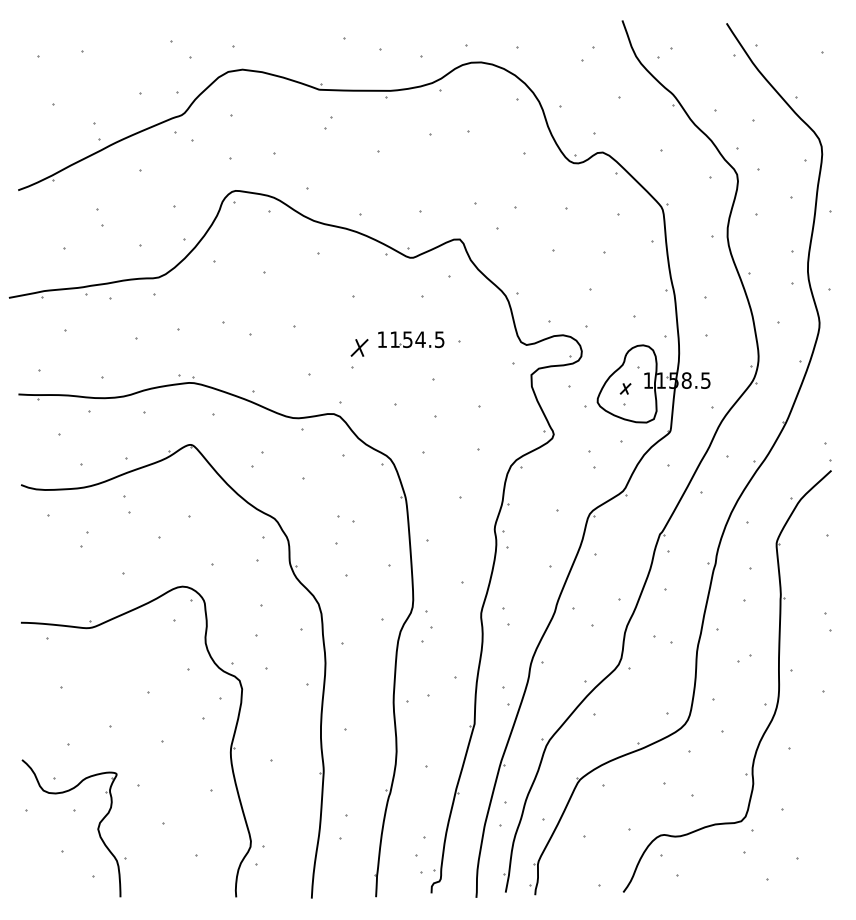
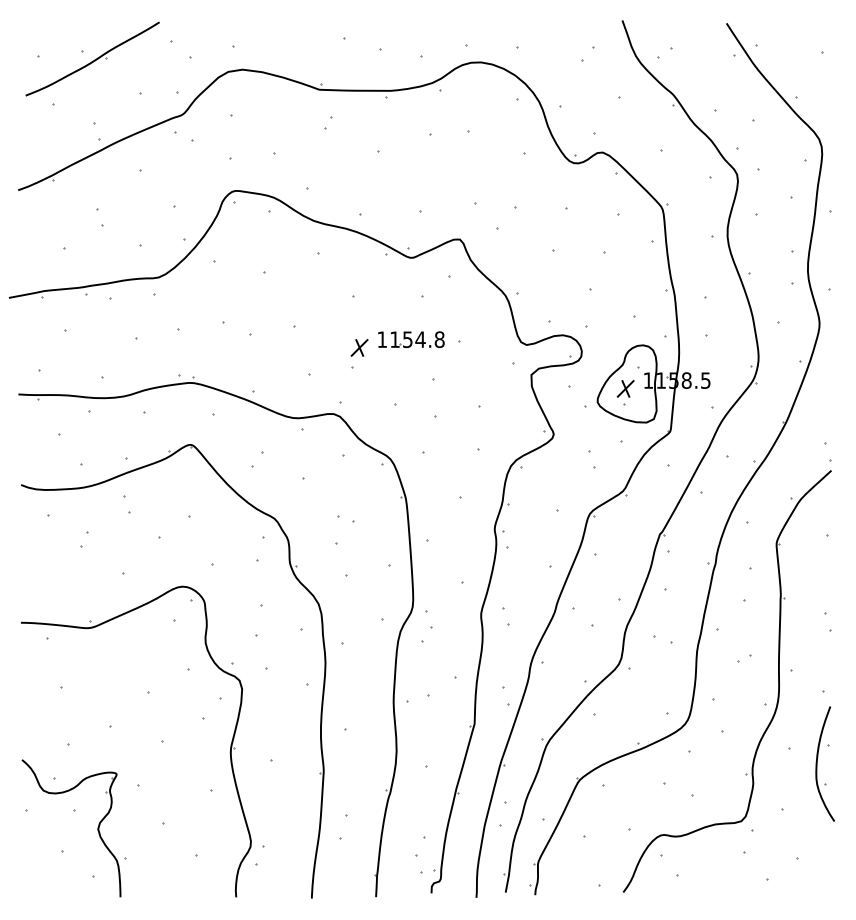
part: none -> present (92, 58)
text: 1154.5 -> 1154.8 (439, 339)
part size: 13x12 px -> 19x18 px (625, 388)
part: none -> present (817, 763)
